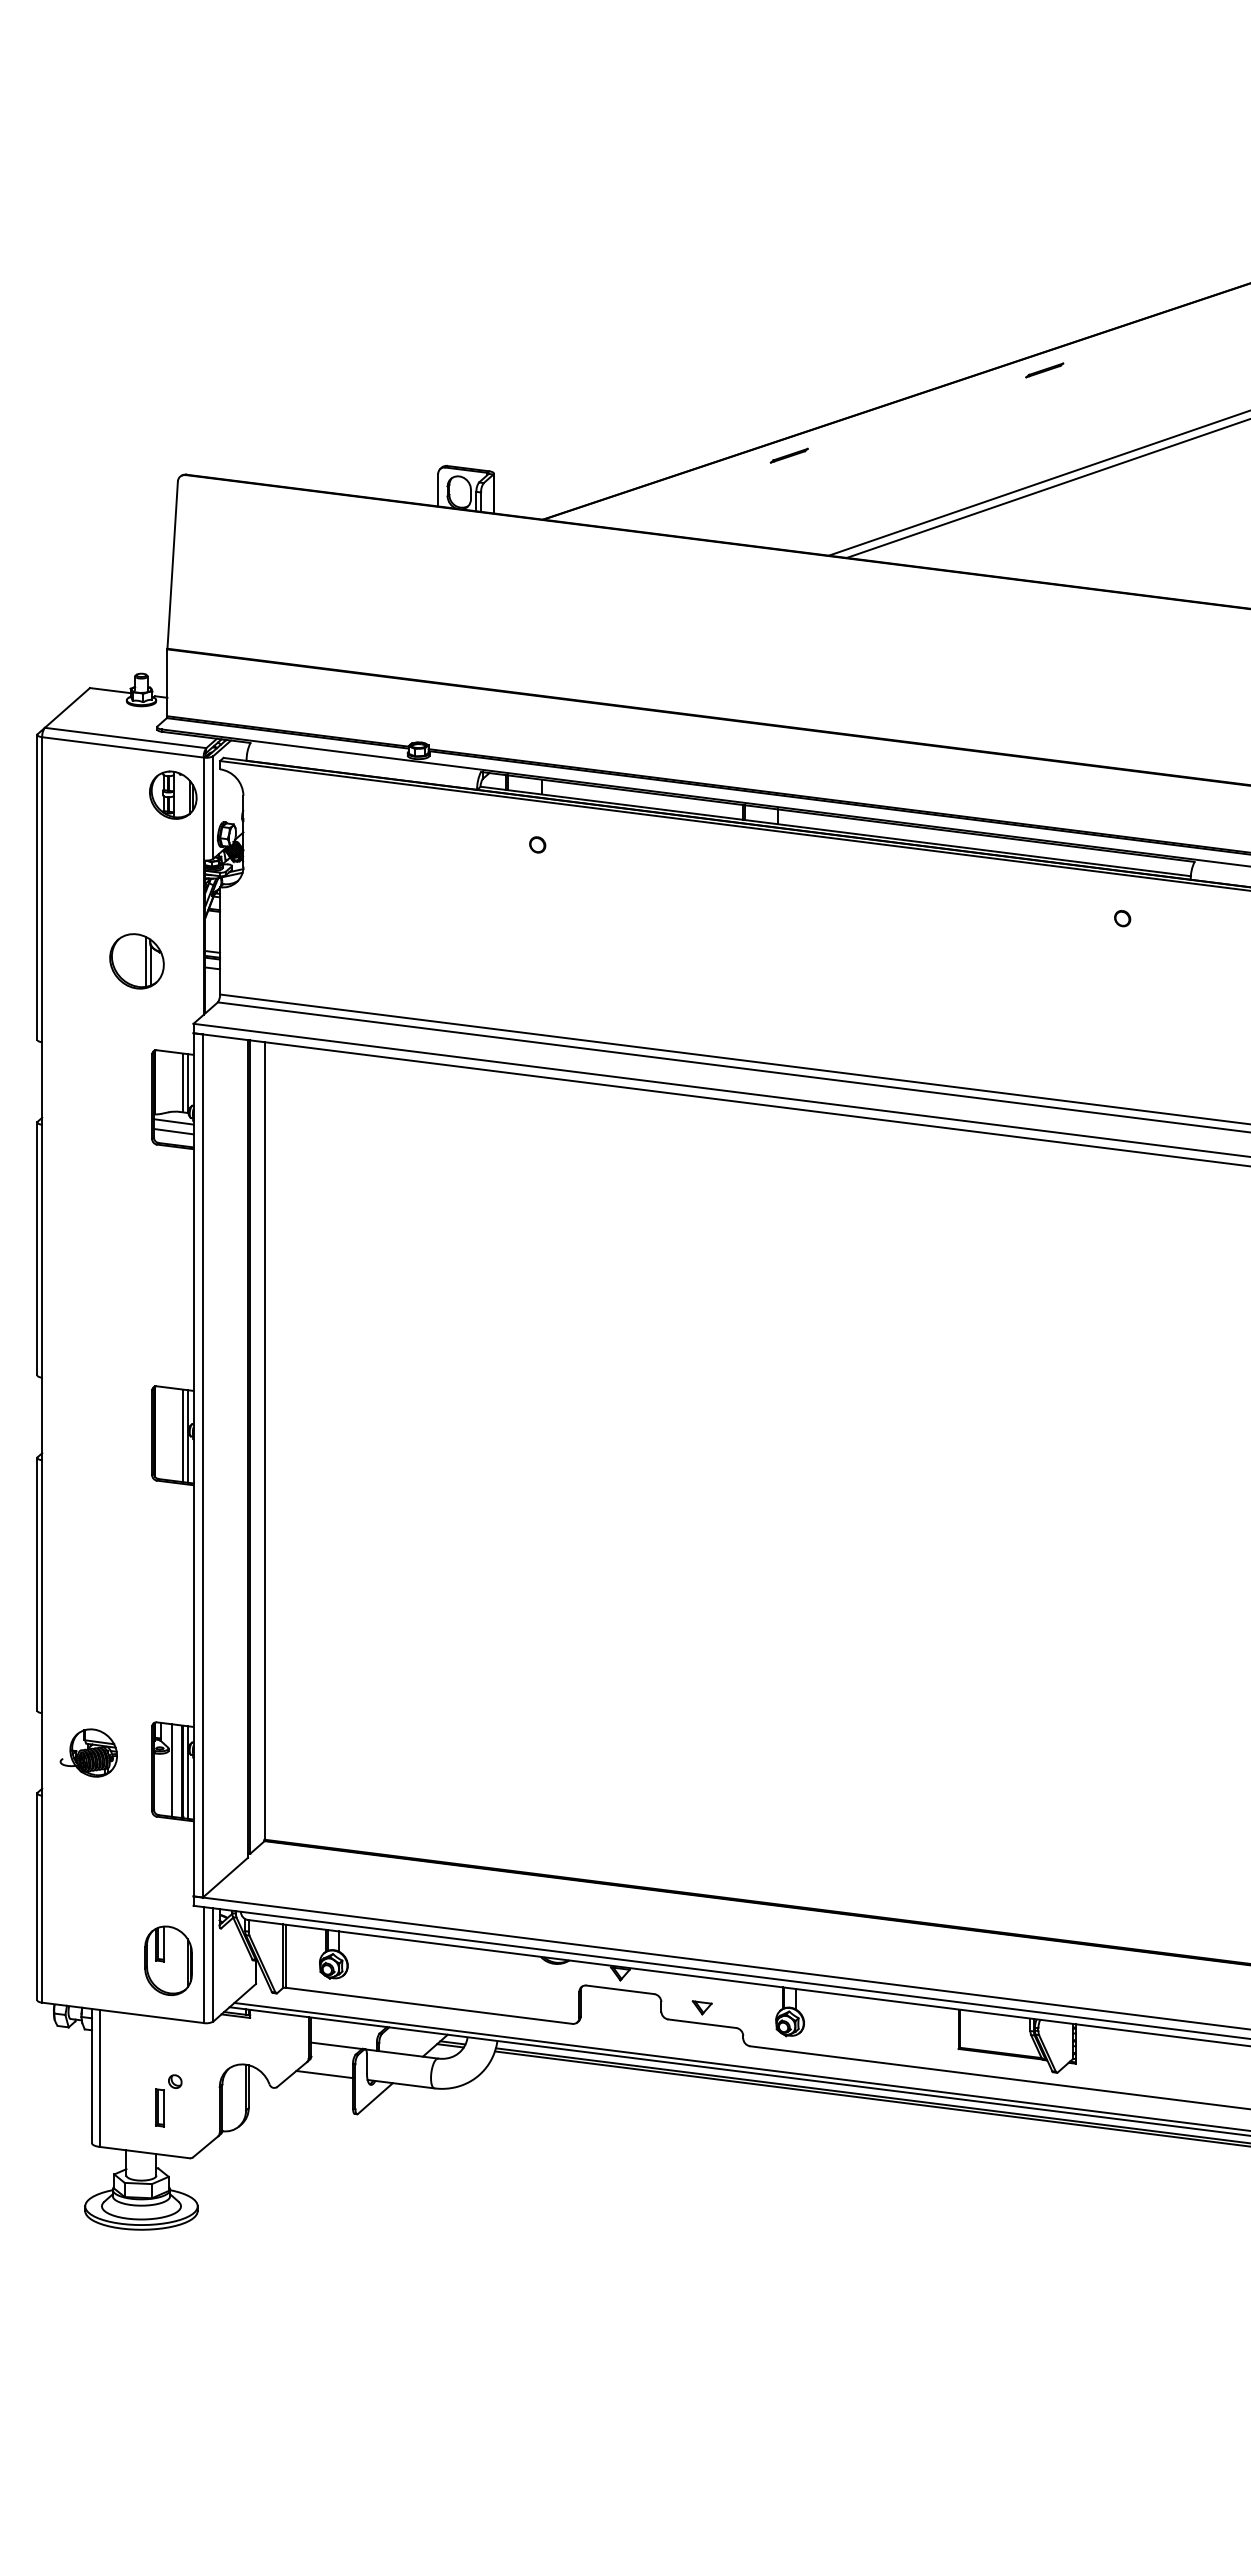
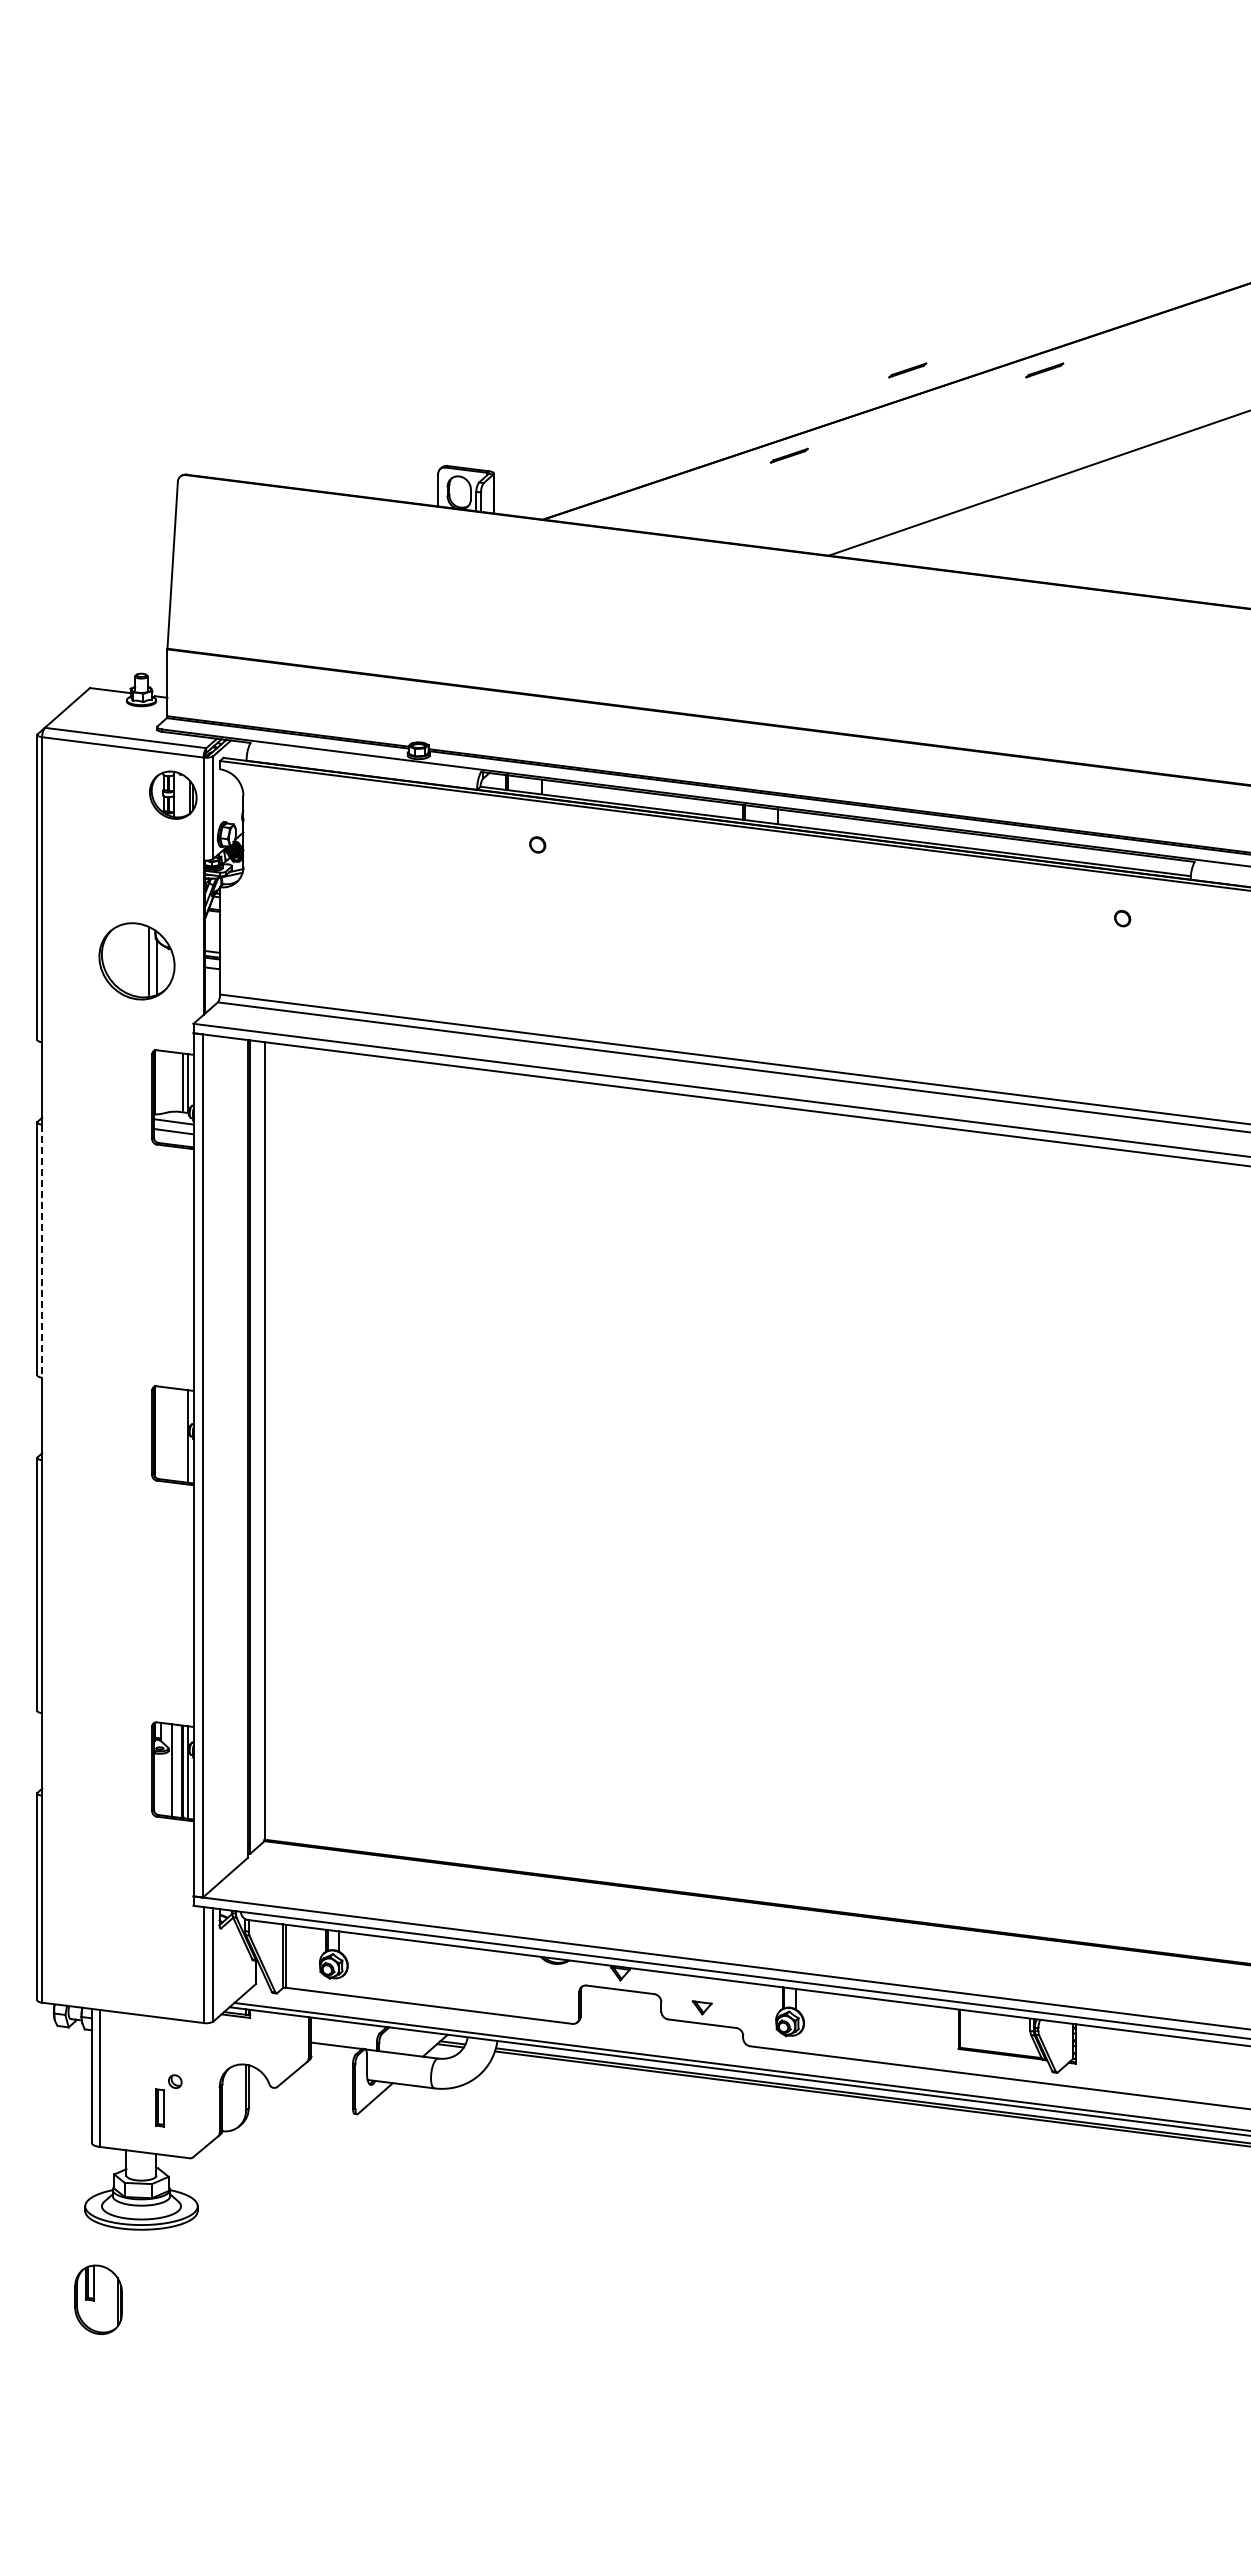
line: none -> present (907, 370)
line: present -> none (1046, 488)
part size: 56x57 px -> 78x79 px (136, 961)
line: solid -> dashed (42, 1251)
line: present -> none (183, 1435)
part: present -> none (88, 1752)
part position: (168, 1960) -> (98, 2299) (98, 2299)
line: present -> none (324, 2074)
